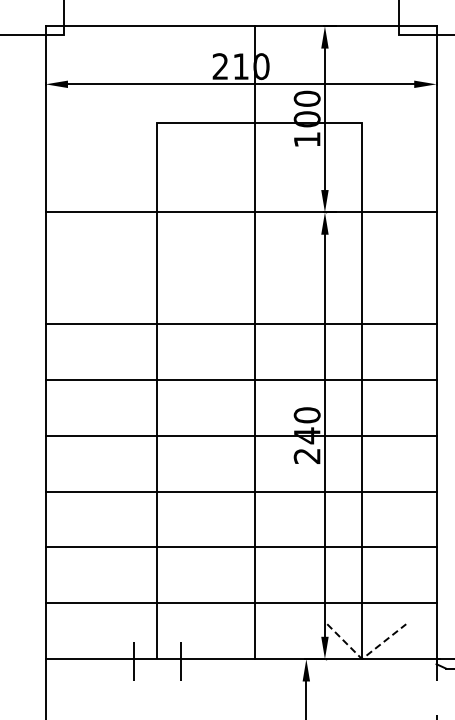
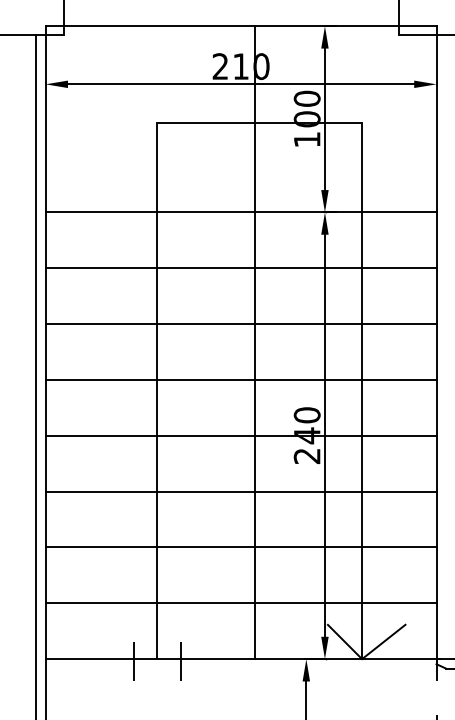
line: none -> present (240, 268)
line: none -> present (36, 375)
line: dashed -> solid (364, 657)
